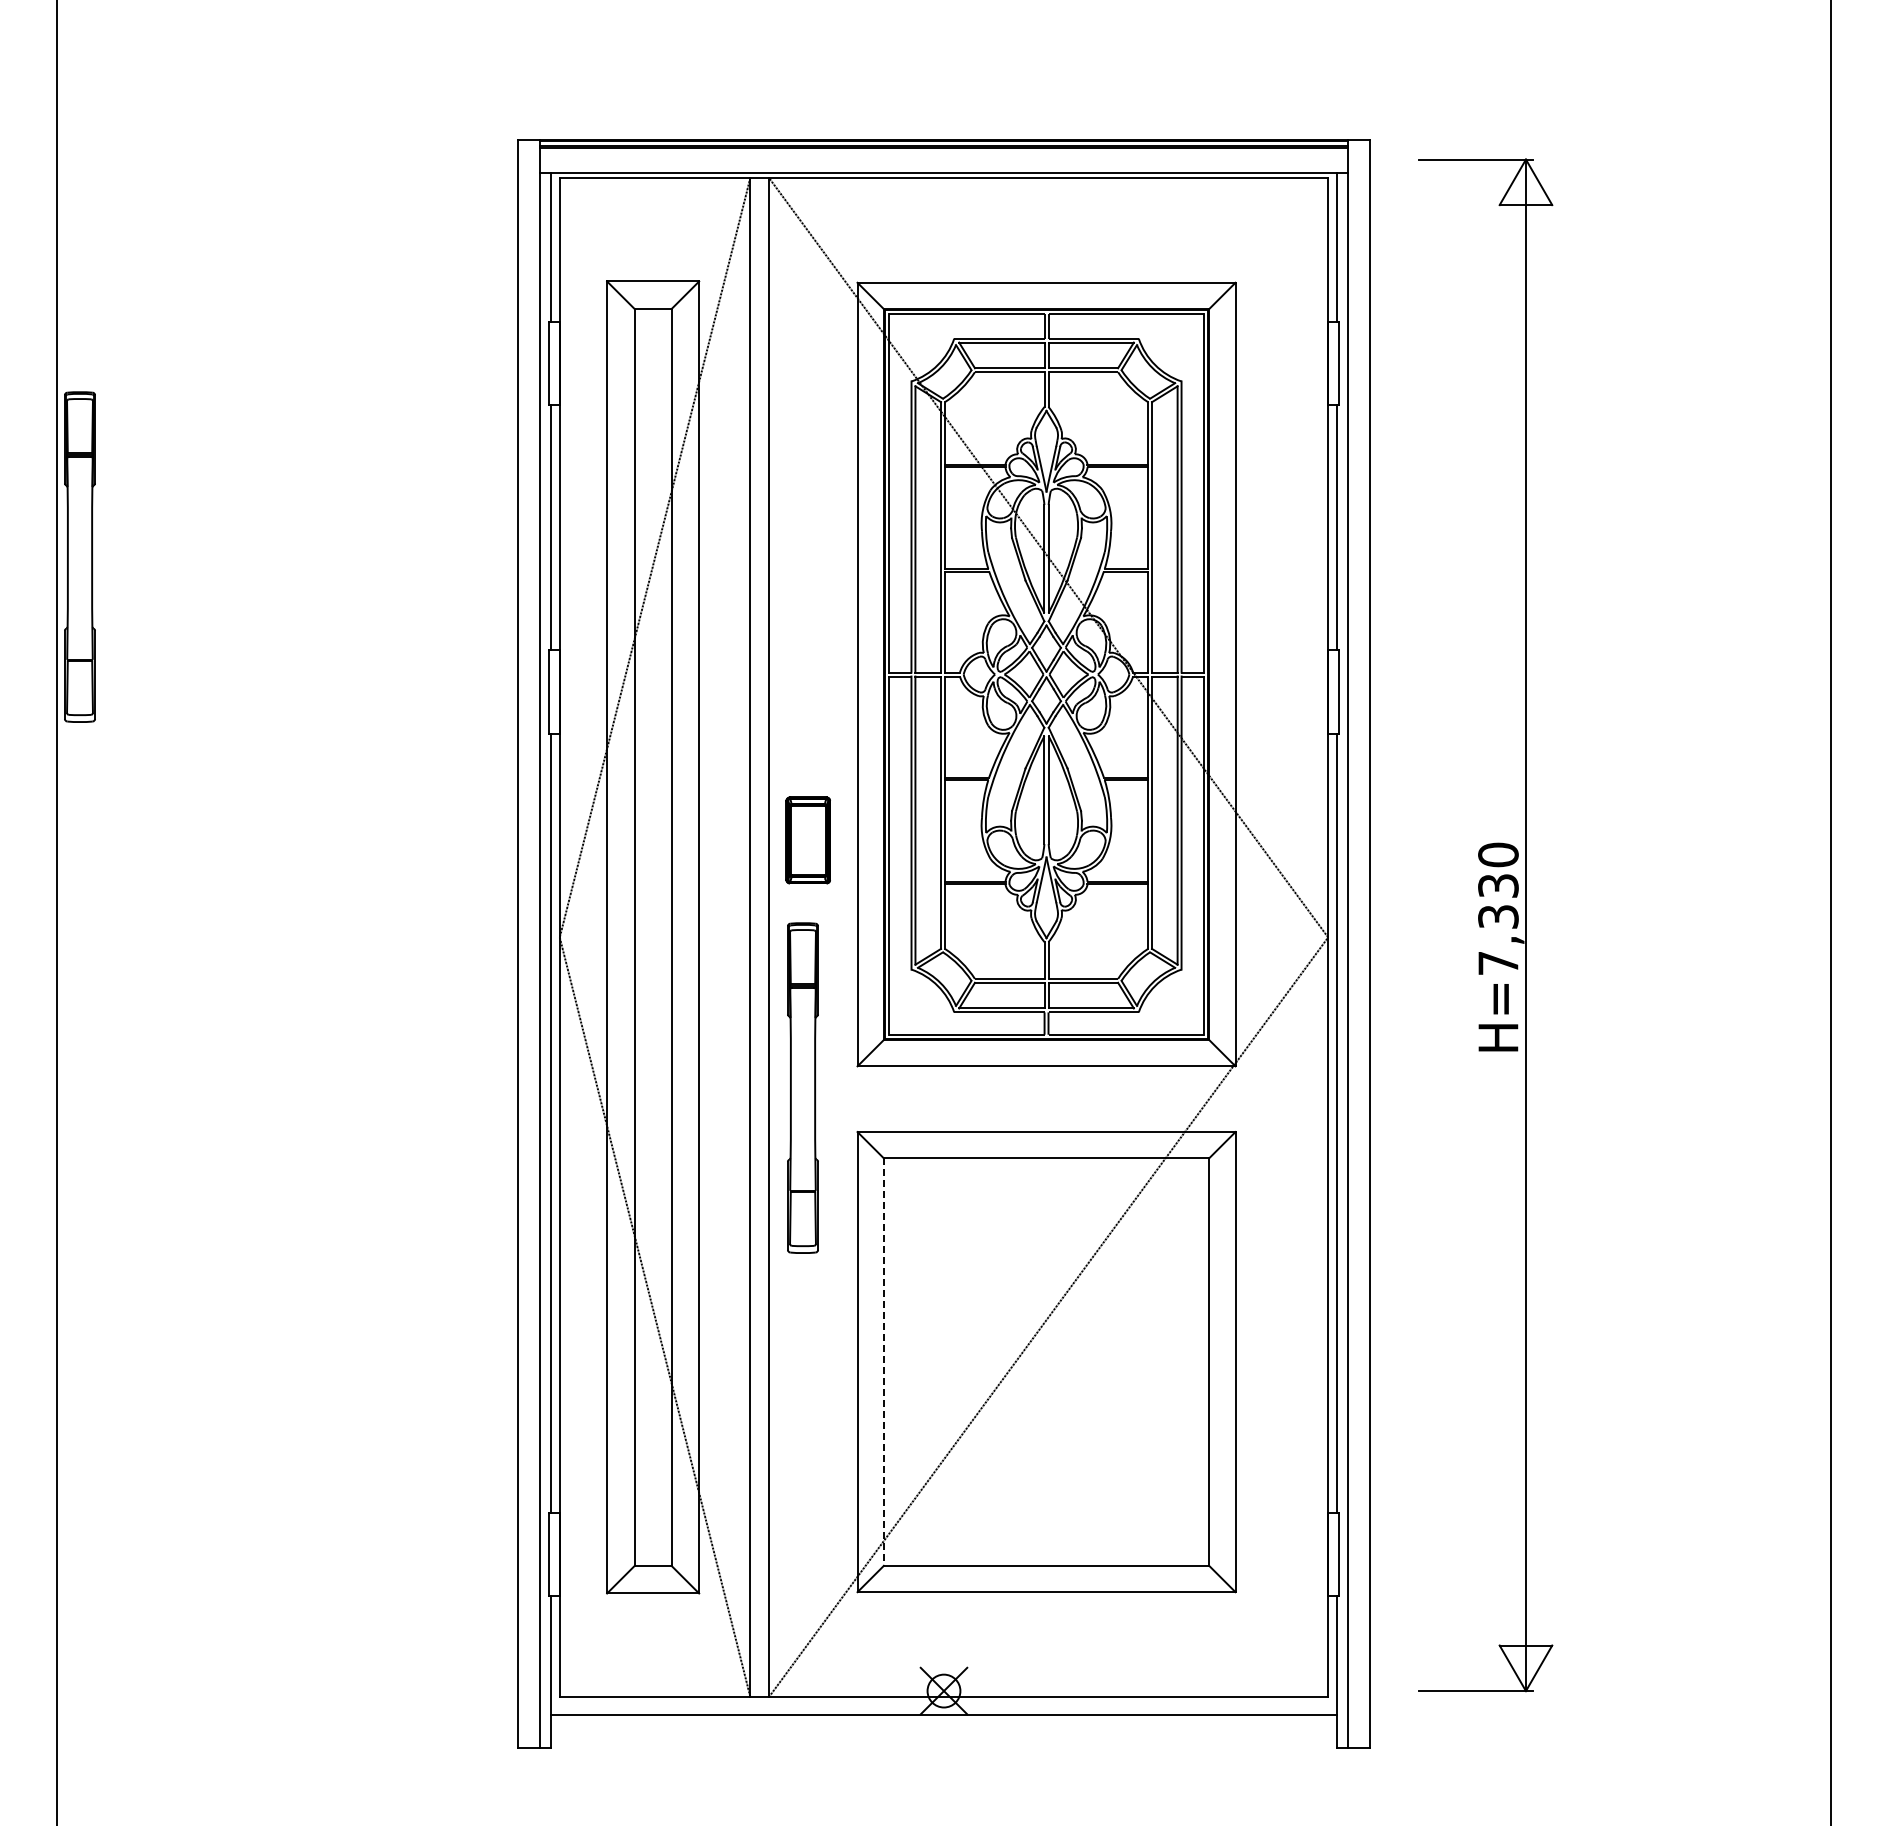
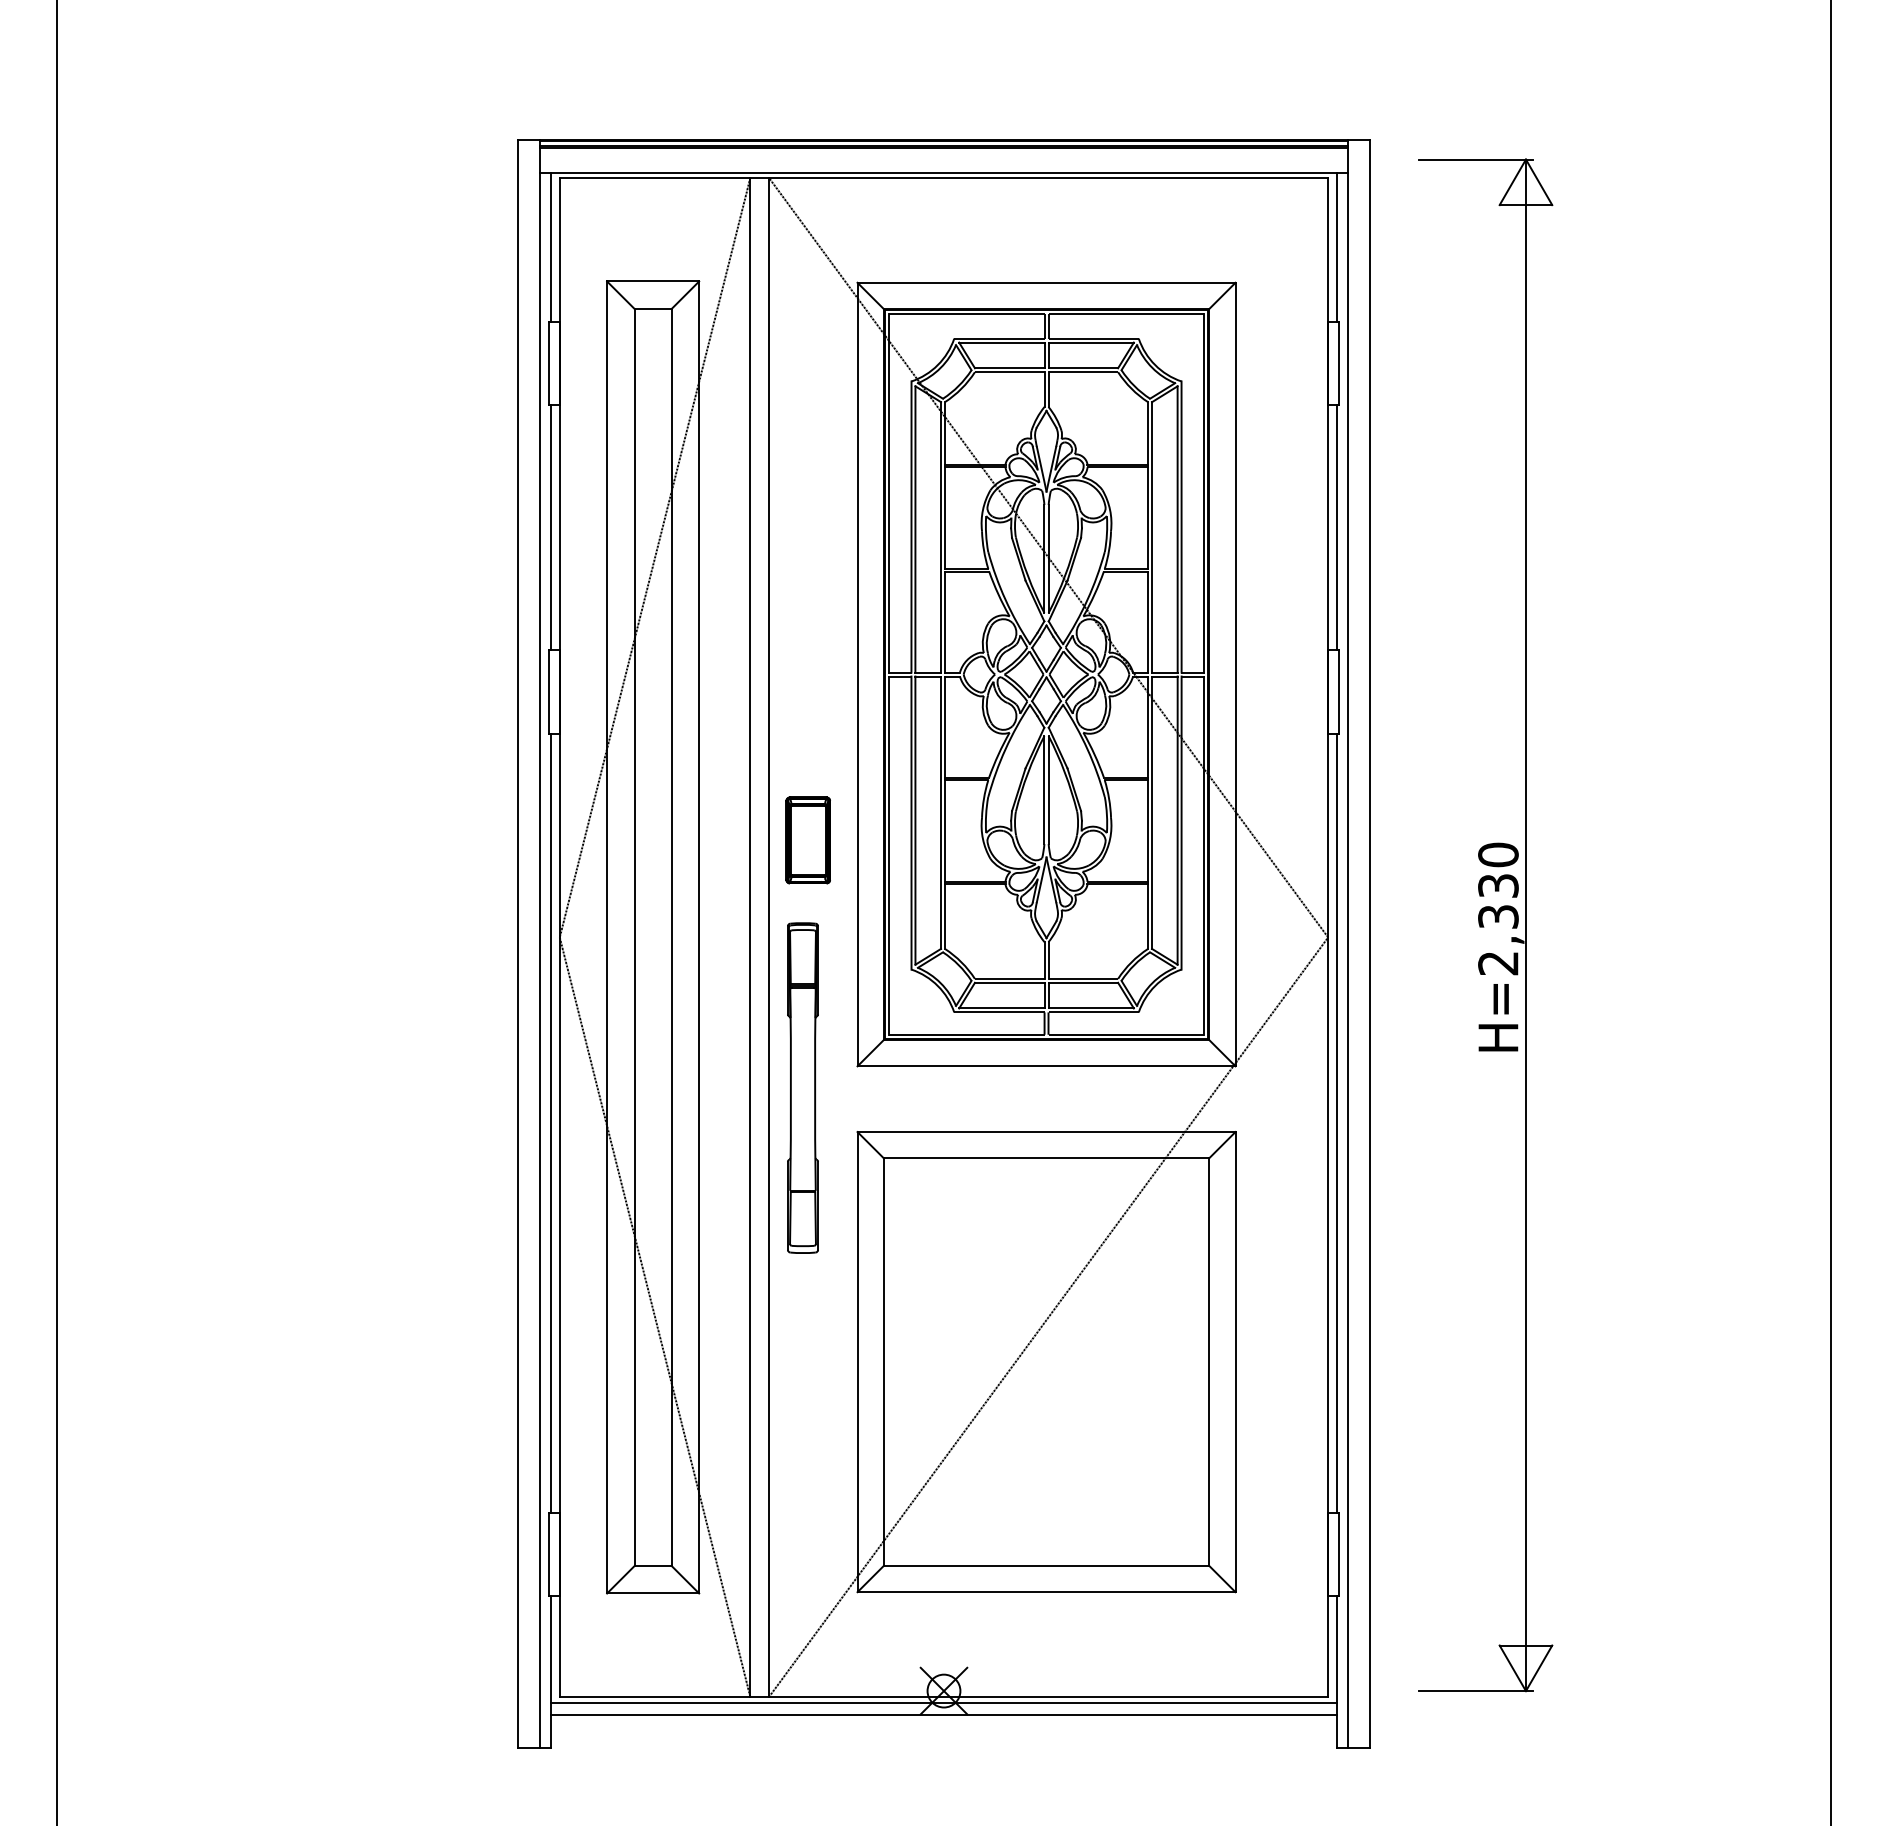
part: present -> none (79, 556)
text: H=7,330 -> H=2,330 (1498, 963)
line: dashed -> solid (883, 1362)
line: none -> present (943, 1702)
